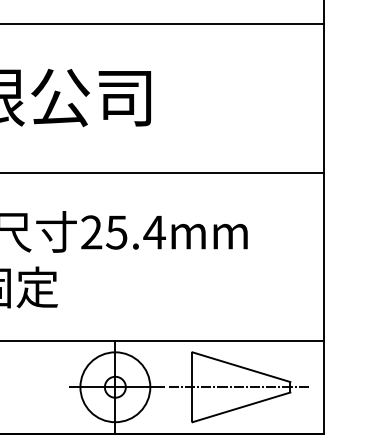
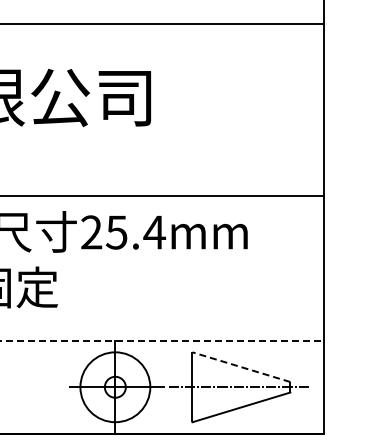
line position: (163, 172) -> (163, 195) (163, 195)
line: solid -> dashed (162, 340)
line: solid -> dashed (240, 367)
